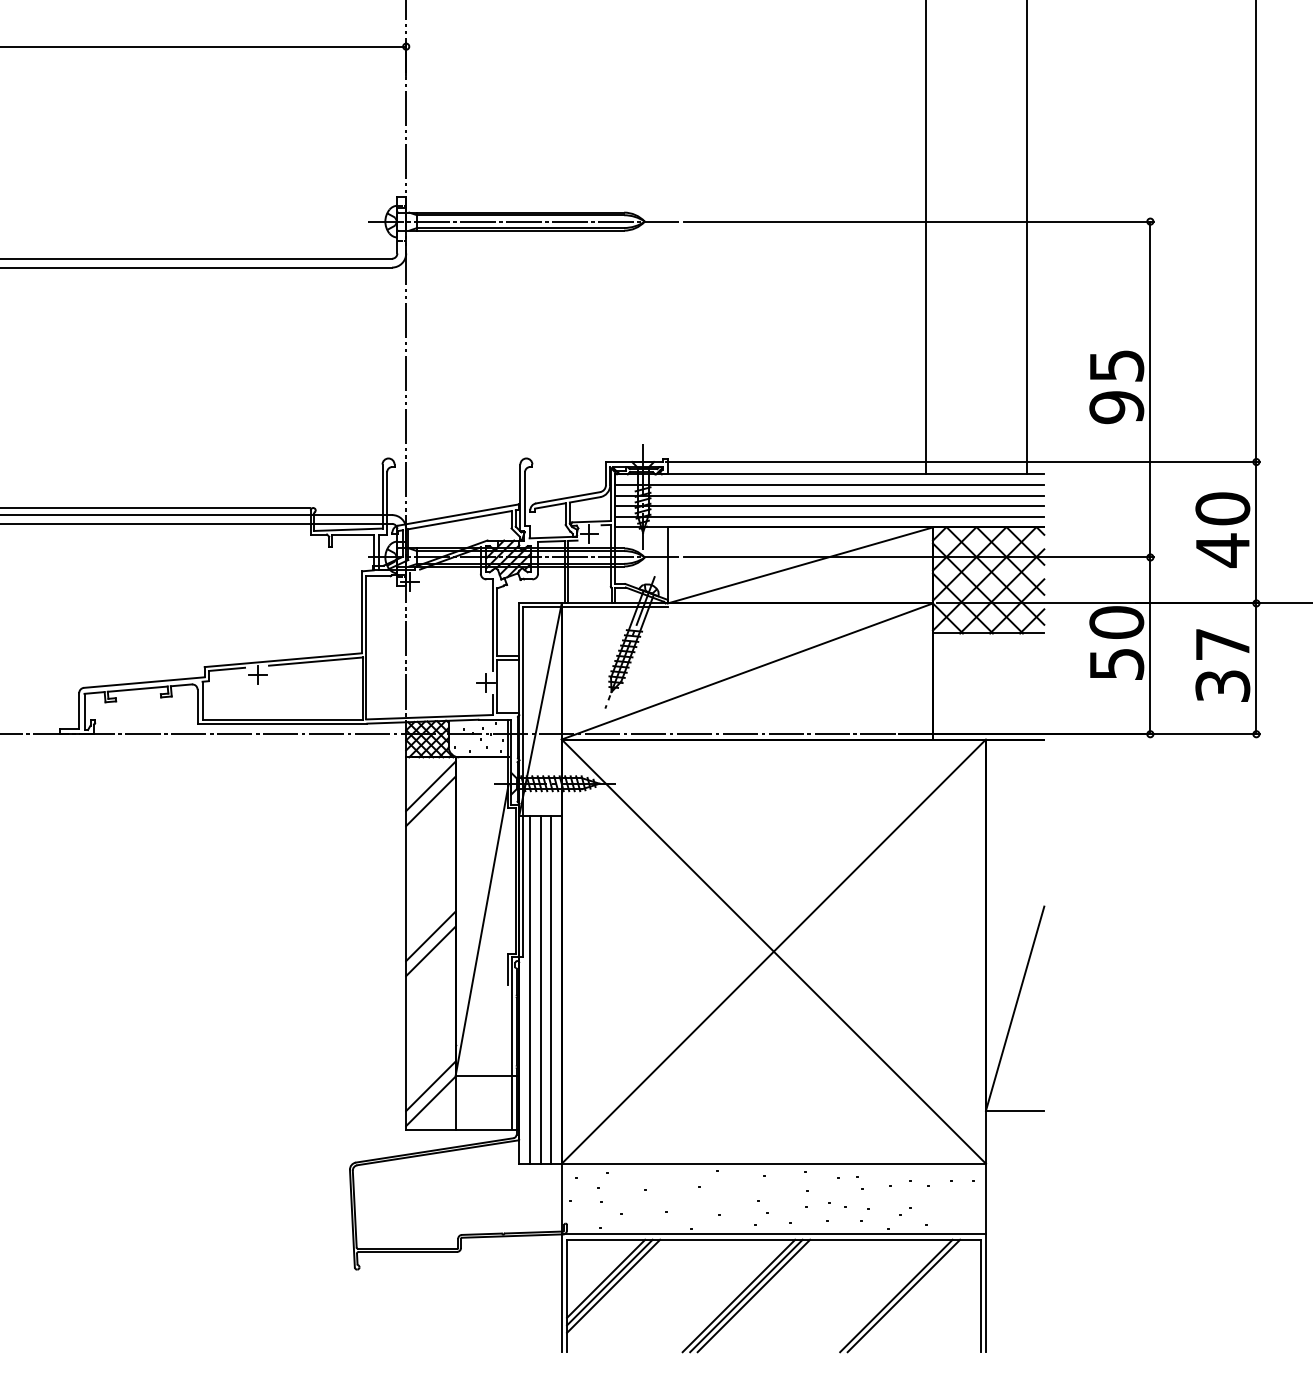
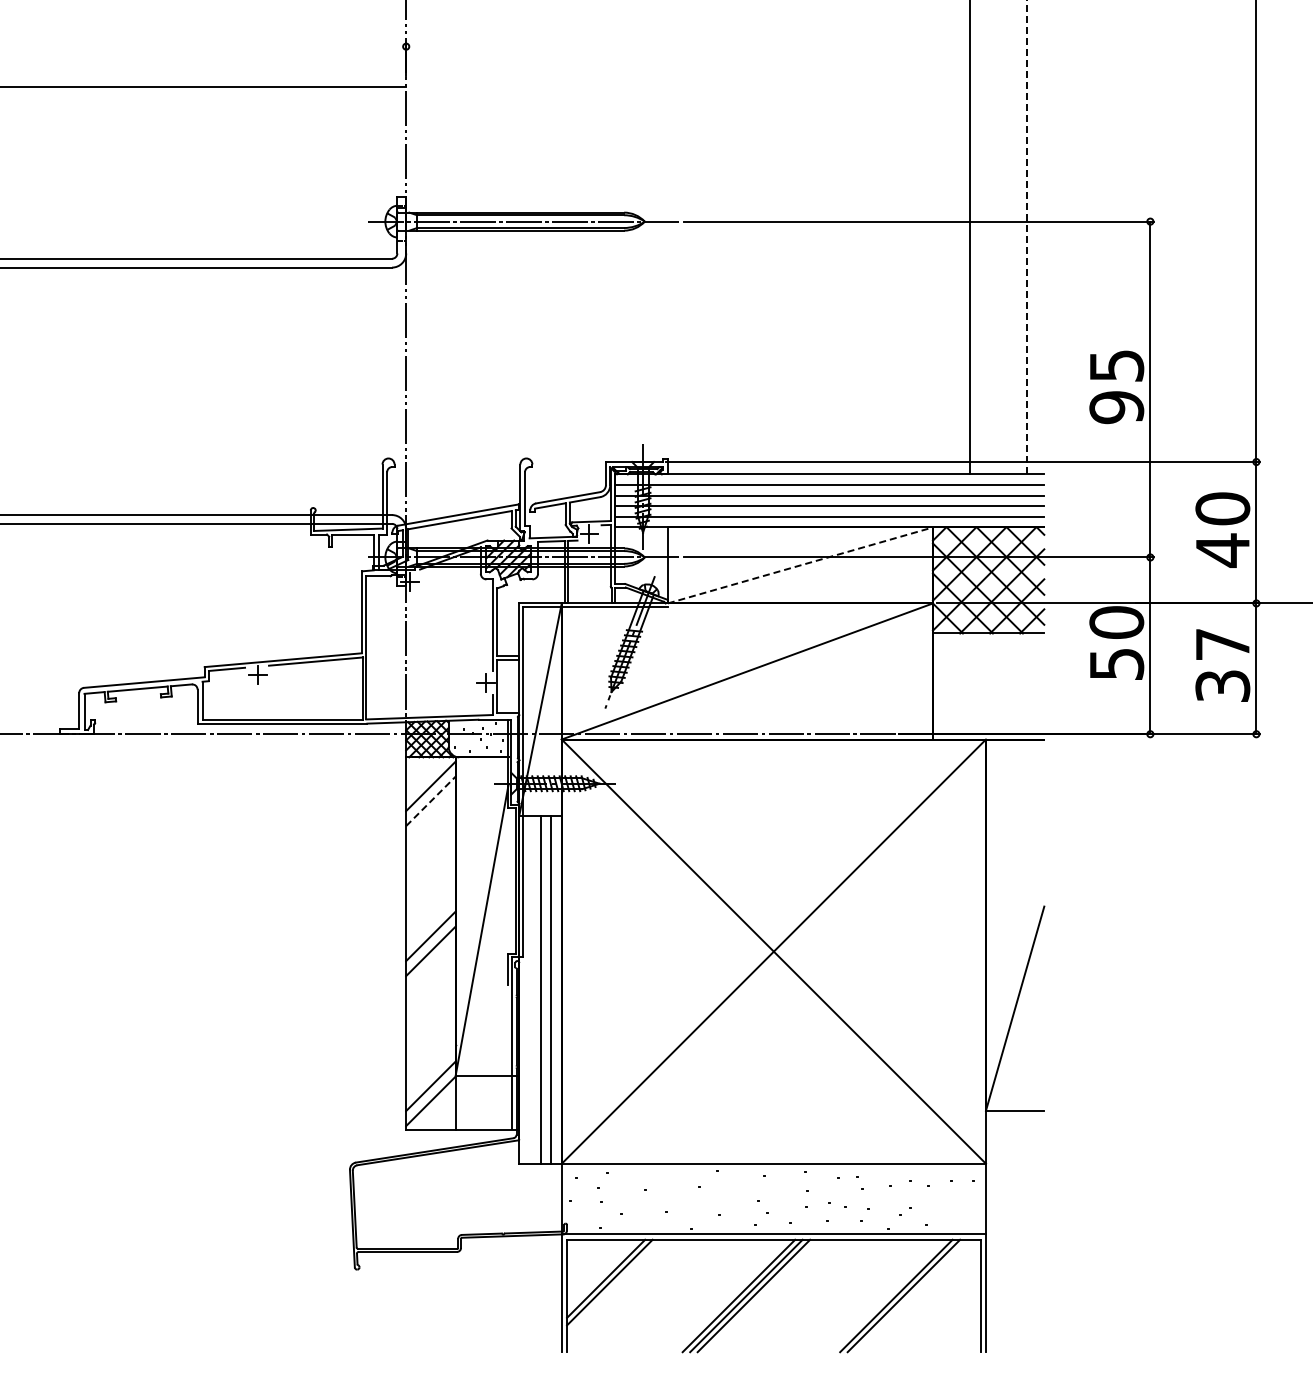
line position: (204, 46) -> (204, 86) (204, 86)
line: solid -> dashed (1026, 237)
line position: (925, 238) -> (969, 238) (969, 238)
line: present -> none (155, 508)
line: solid -> dashed (800, 565)
line: solid -> dashed (430, 801)
line: present -> none (529, 989)
line: present -> none (613, 1285)
